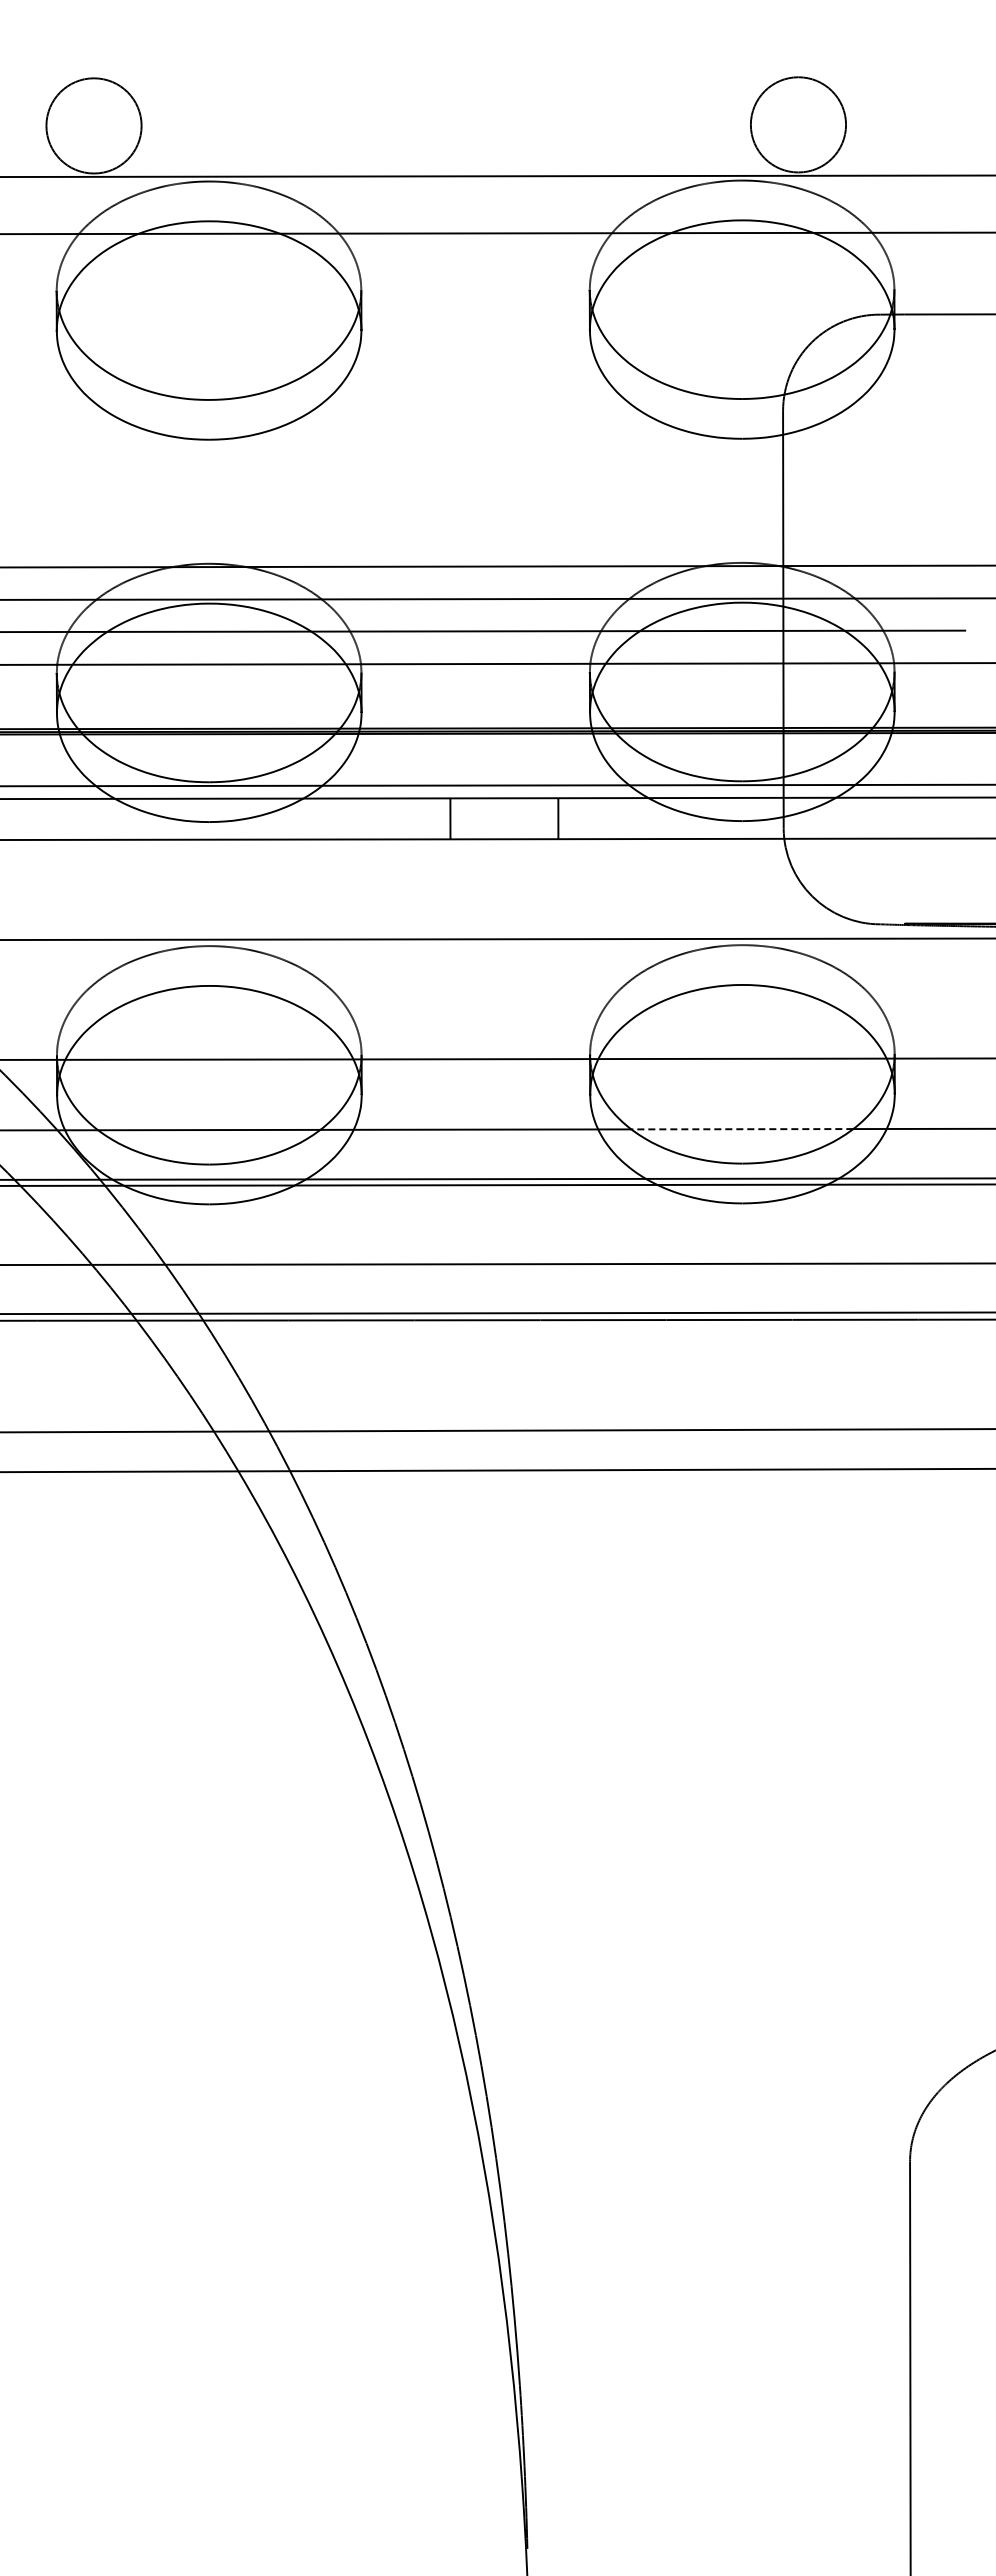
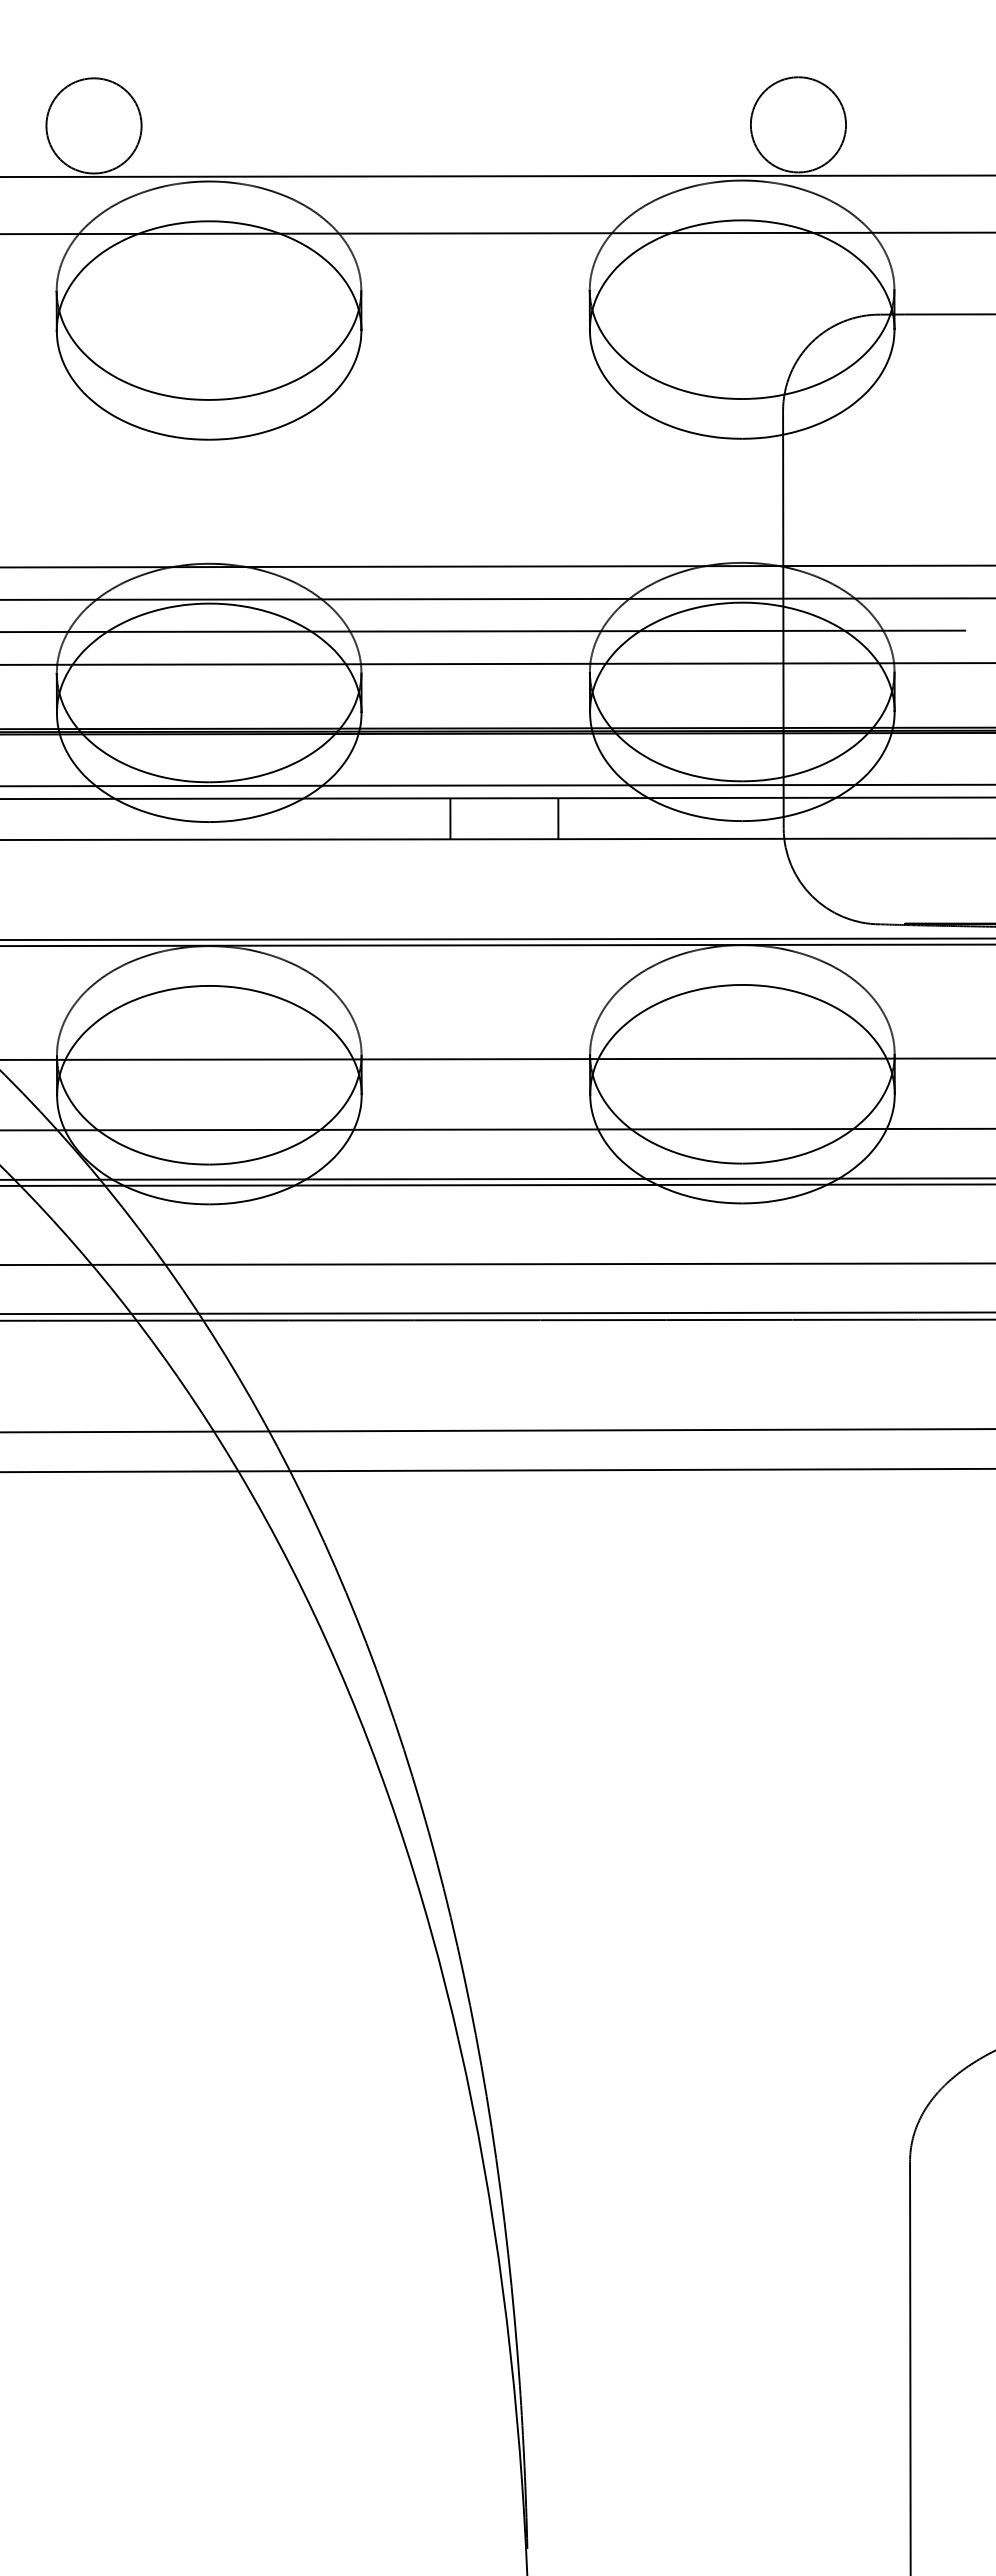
line: none -> present (497, 945)
line: dashed -> solid (742, 1129)
